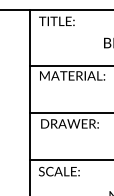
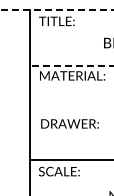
line: solid -> dashed (57, 10)
line: solid -> dashed (71, 66)
line: present -> none (69, 113)
